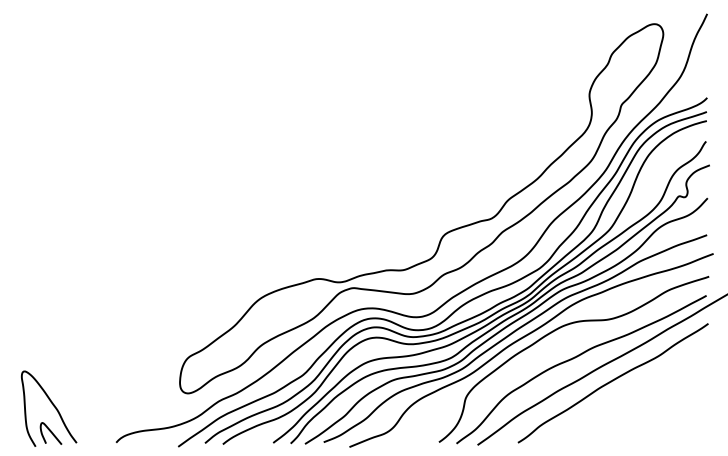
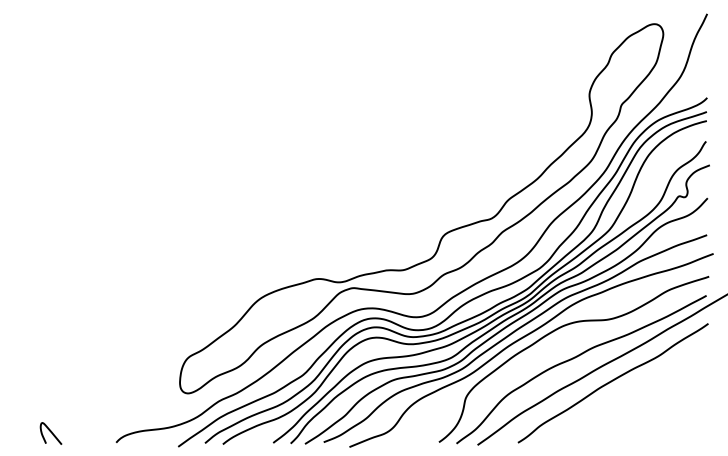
curve: present -> none (52, 405)
